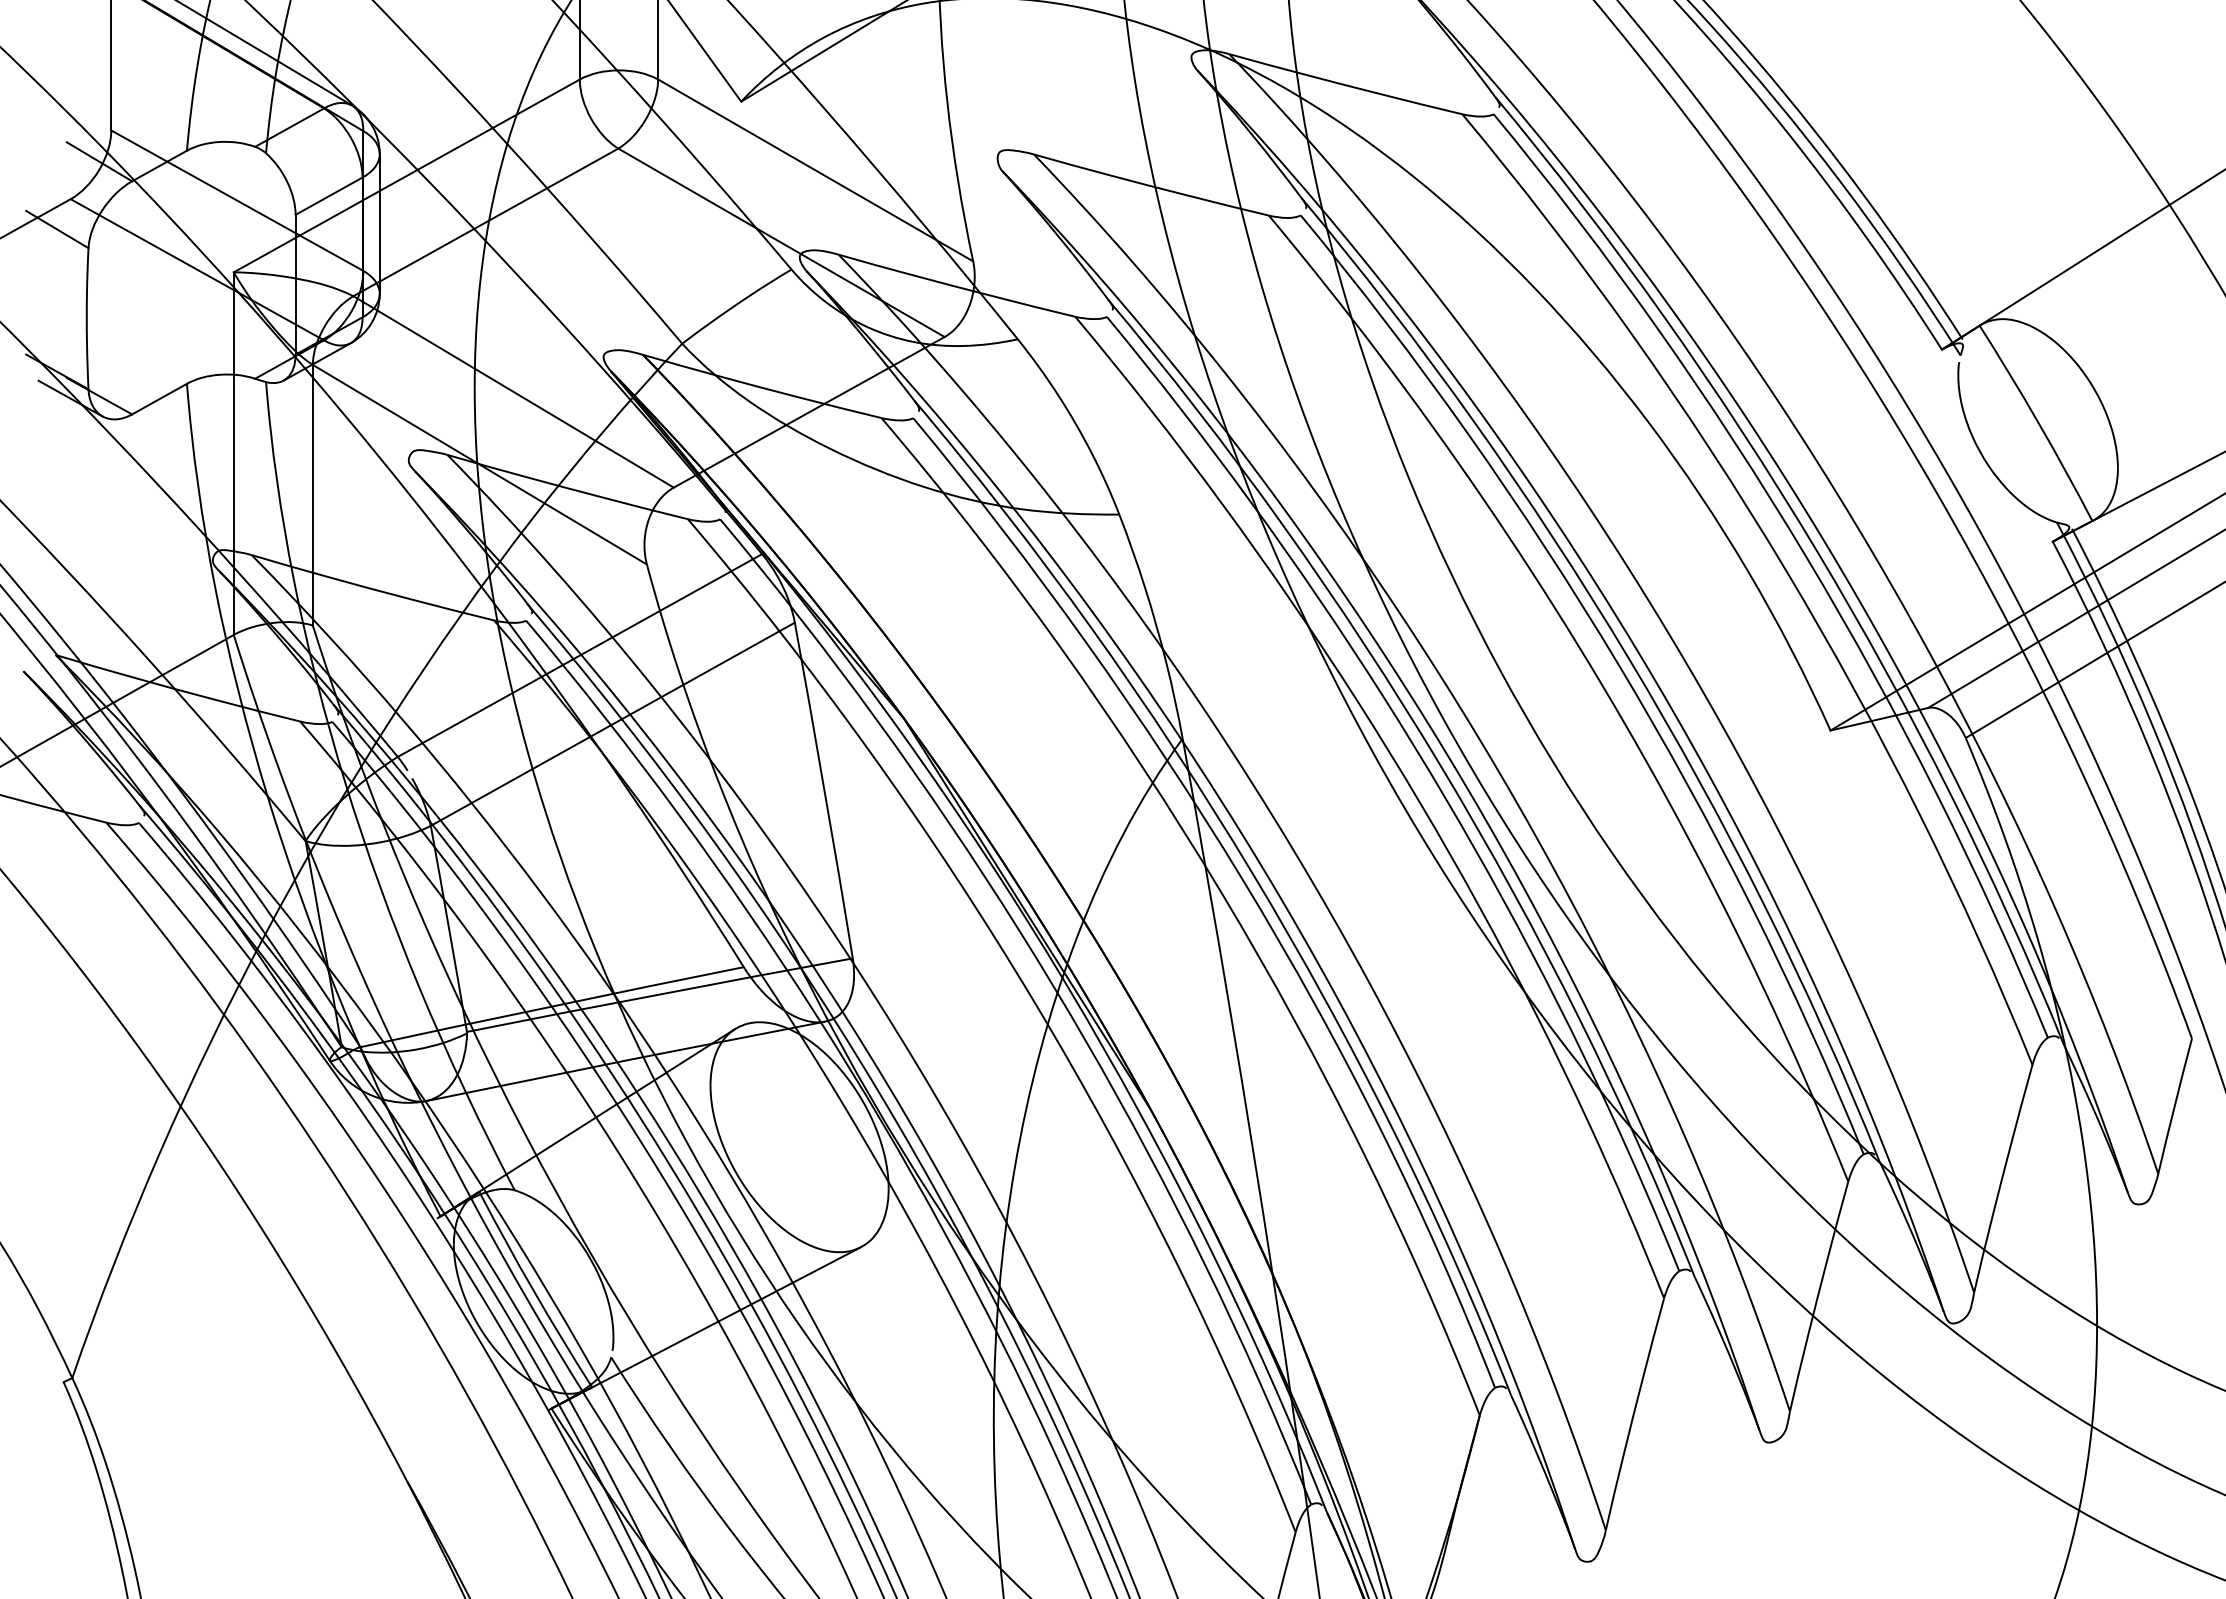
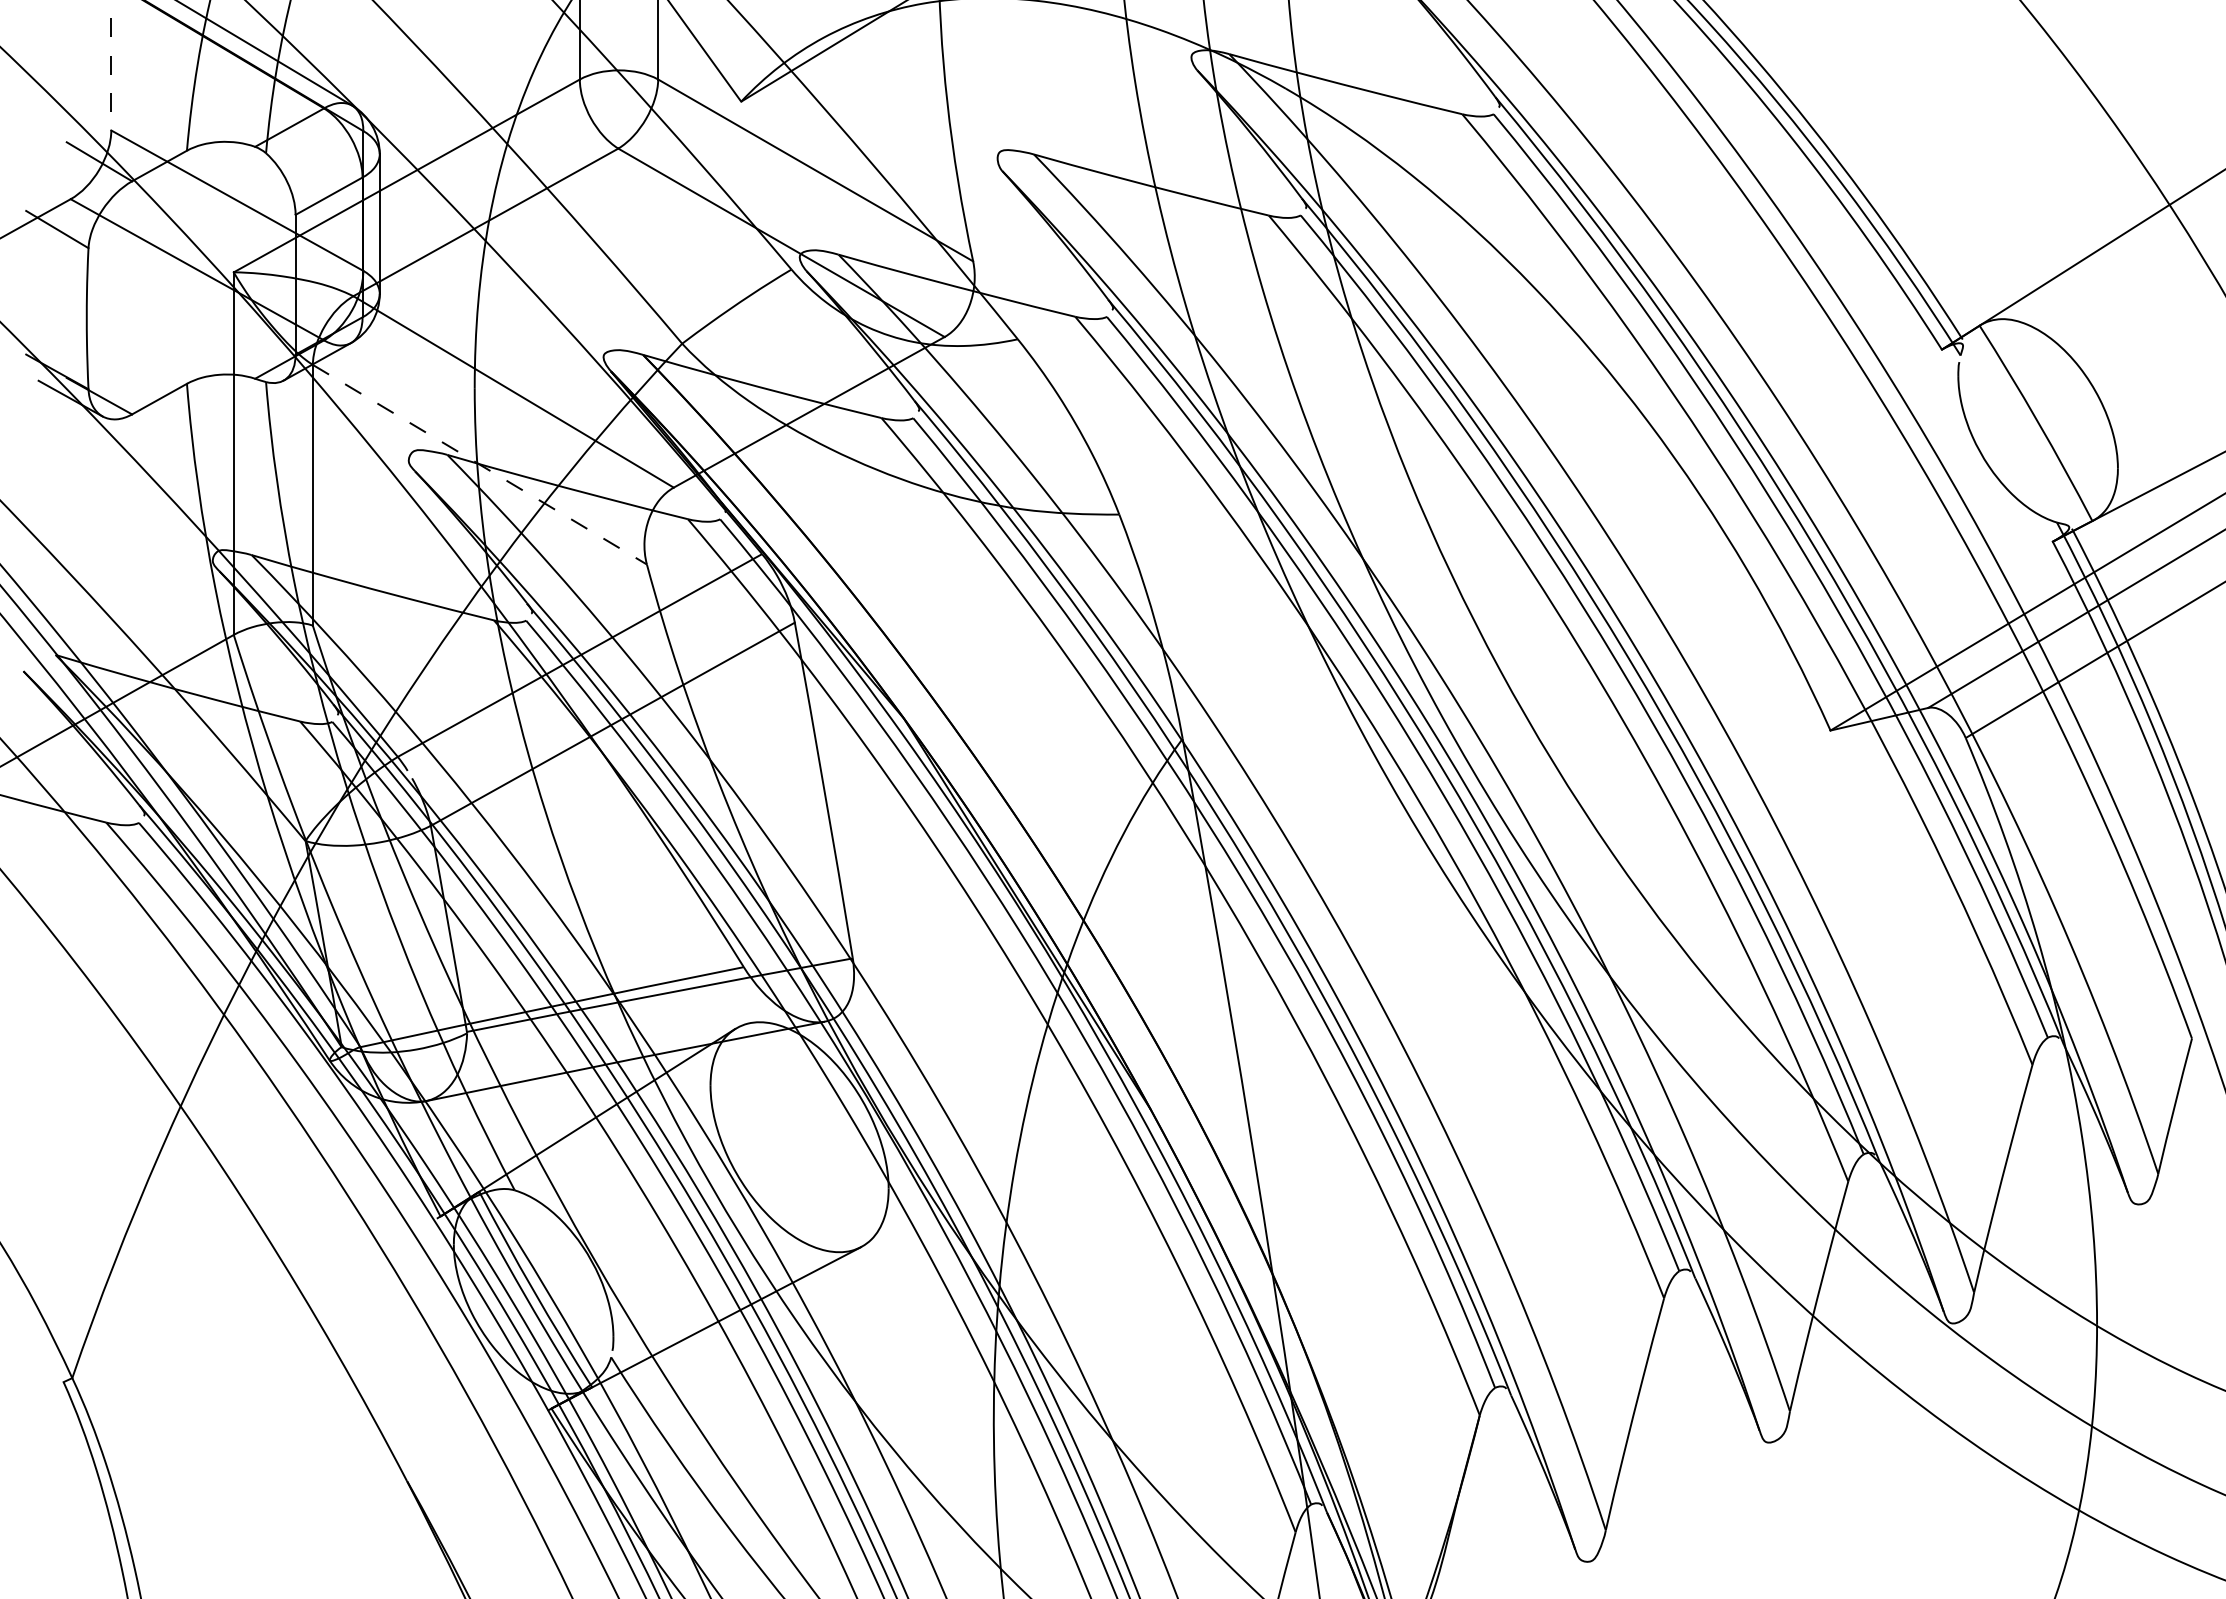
line: solid -> dashed (111, 65)
line: solid -> dashed (479, 464)
